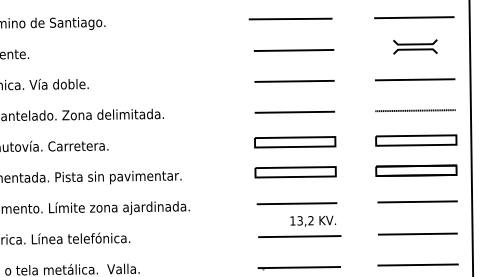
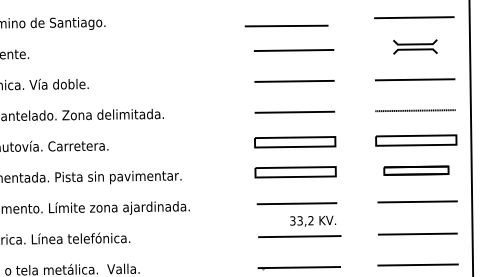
line position: (290, 18) -> (286, 25) (286, 25)
part size: 83x13 px -> 67x11 px (416, 170)
text: 13,2 -> 33,2 (292, 220)
